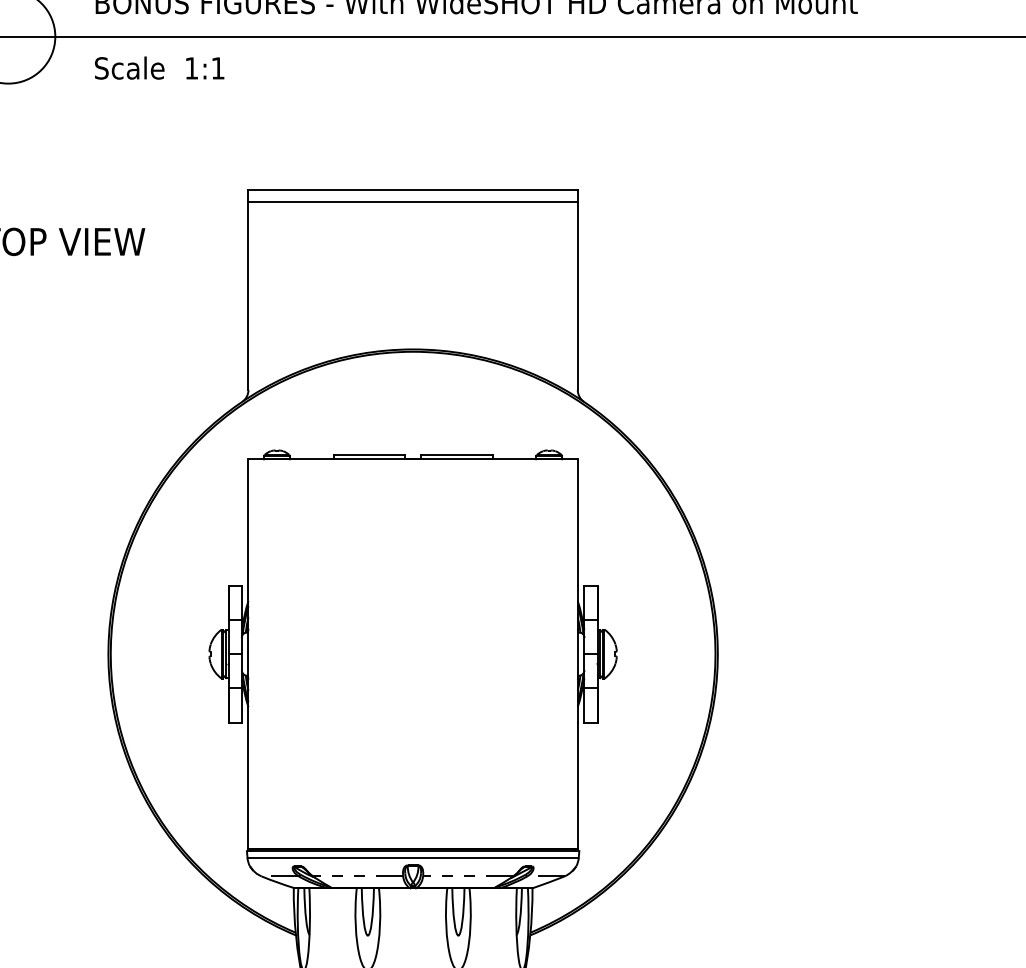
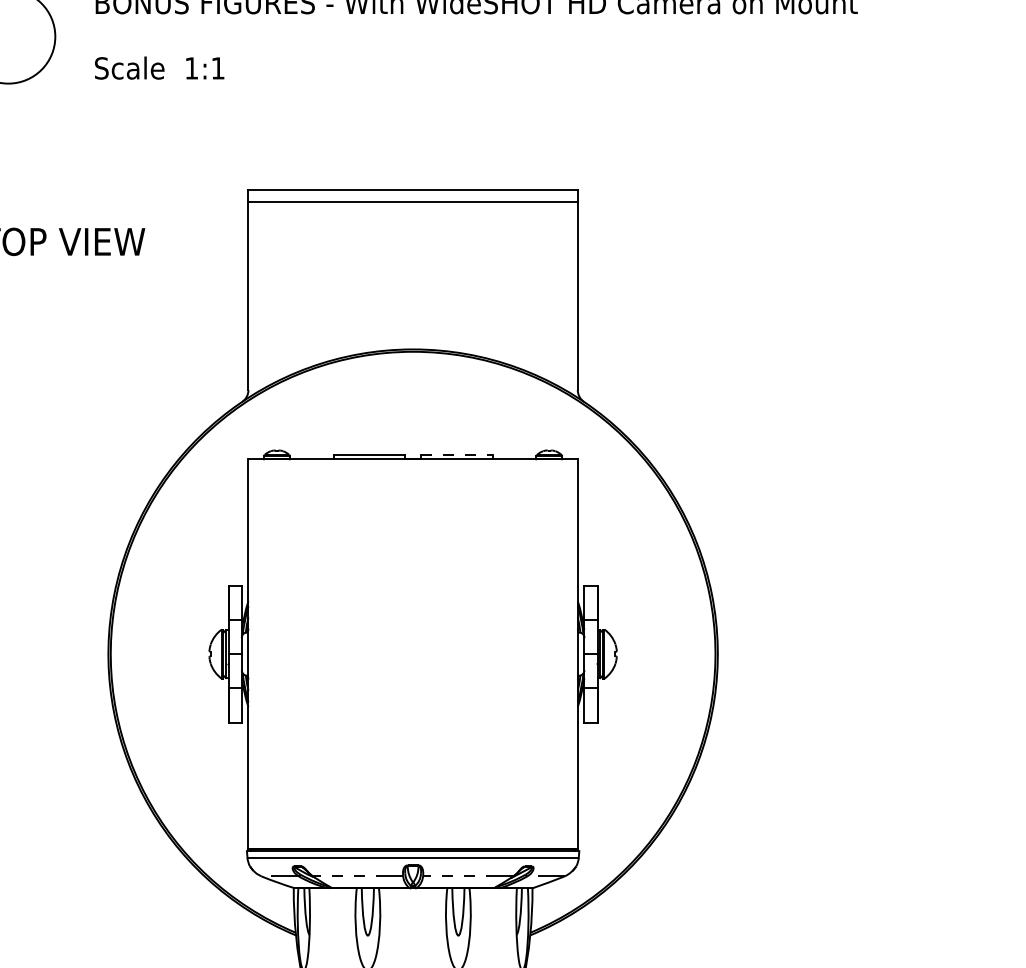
line: present -> none (512, 36)
line: solid -> dashed (457, 454)
